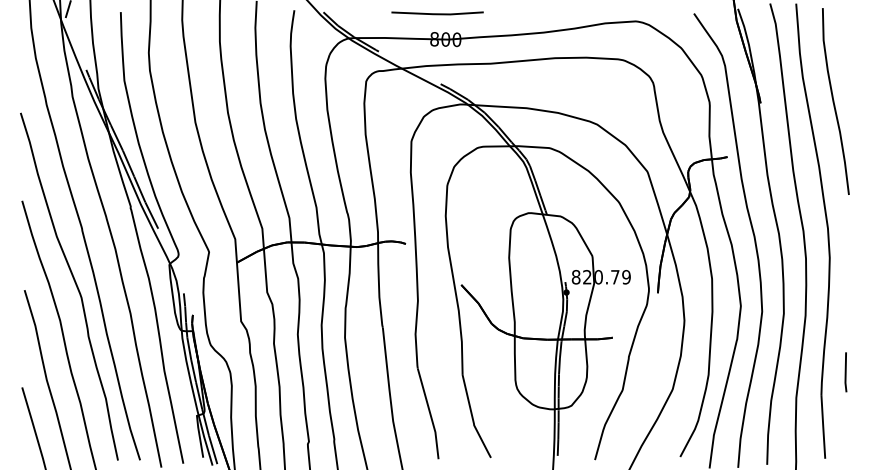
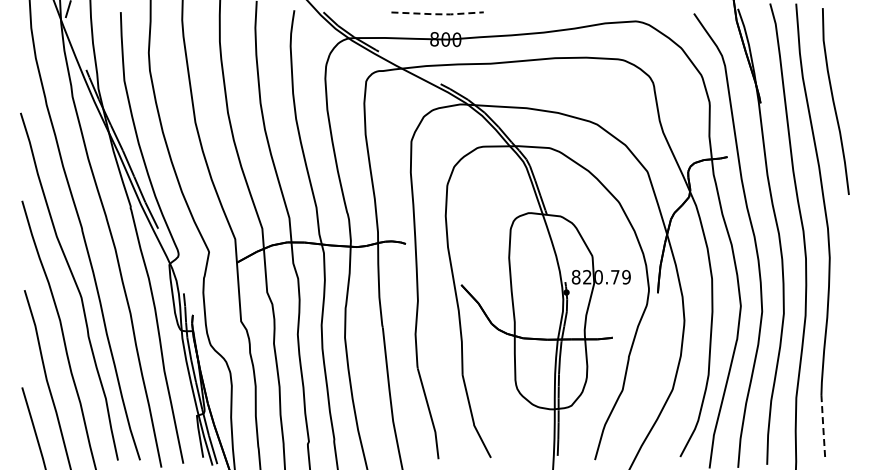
line: solid -> dashed (437, 14)
line: present -> none (845, 372)
line: solid -> dashed (823, 427)
